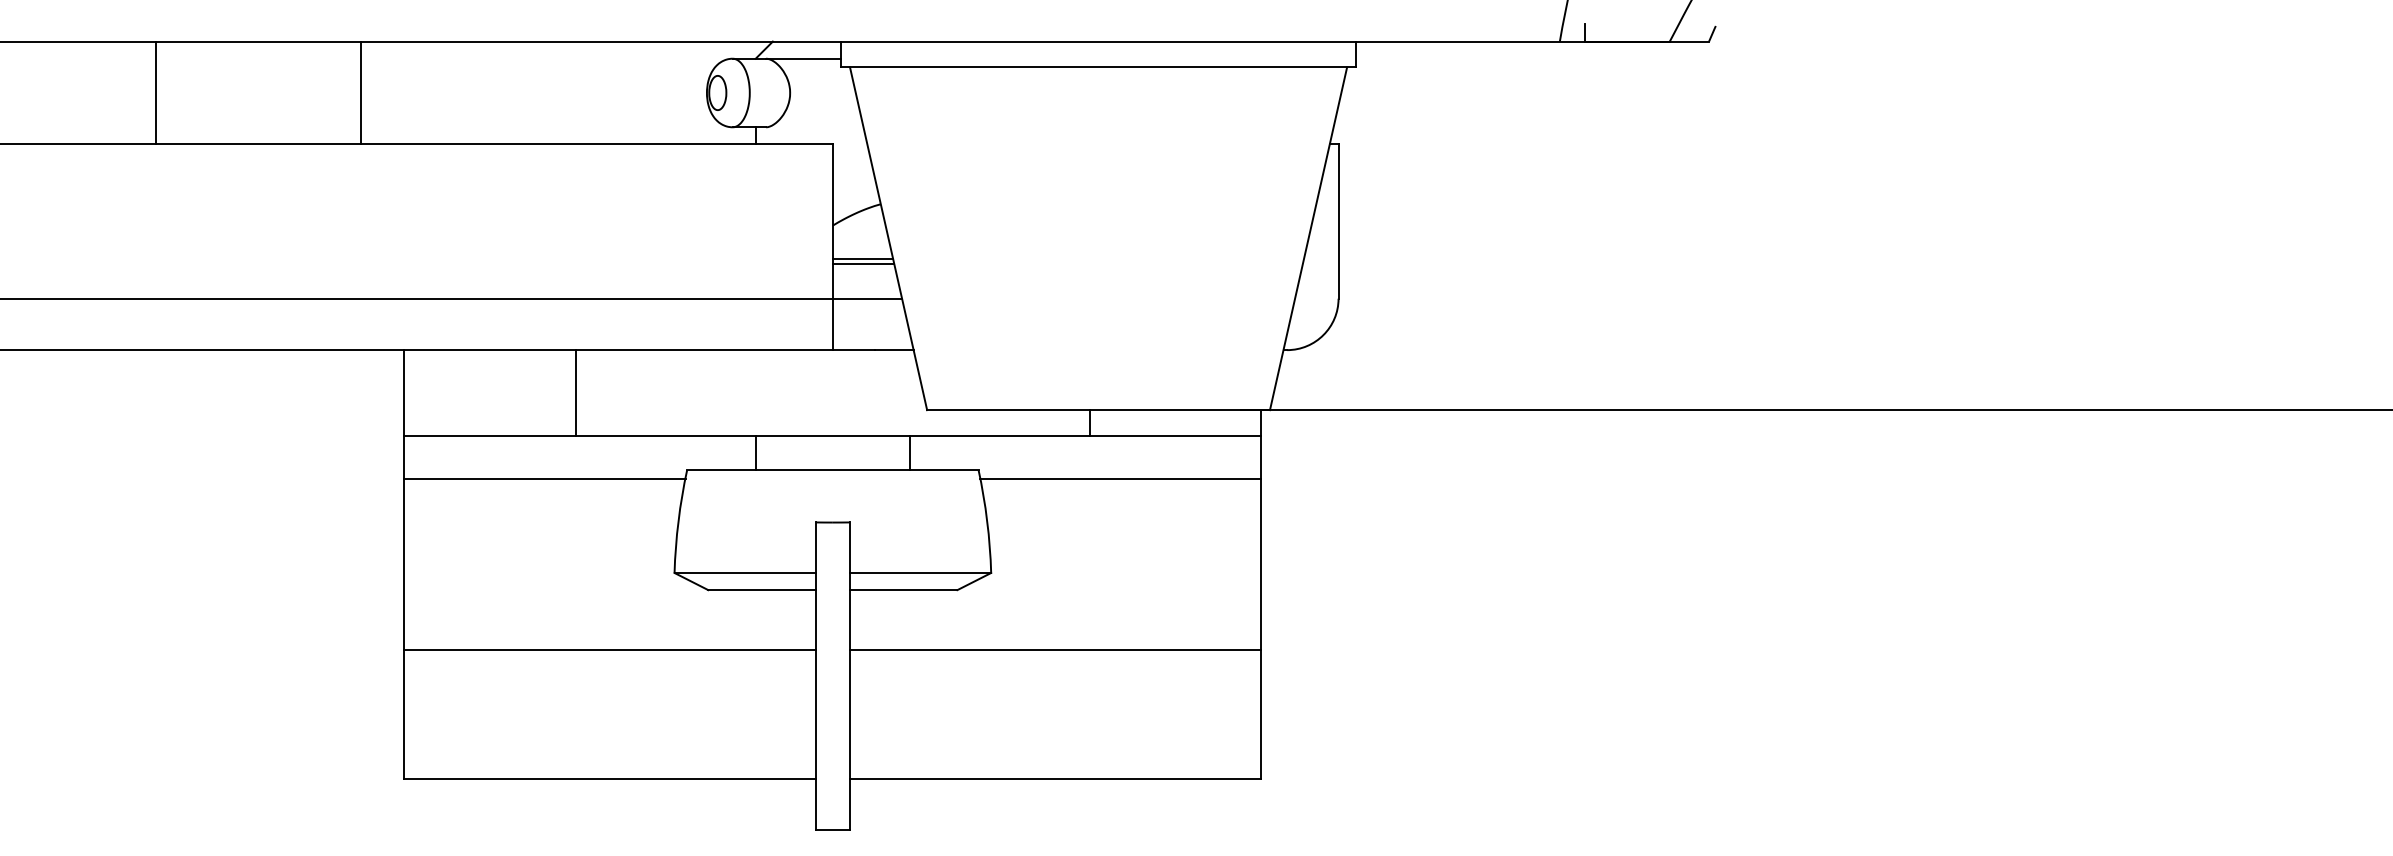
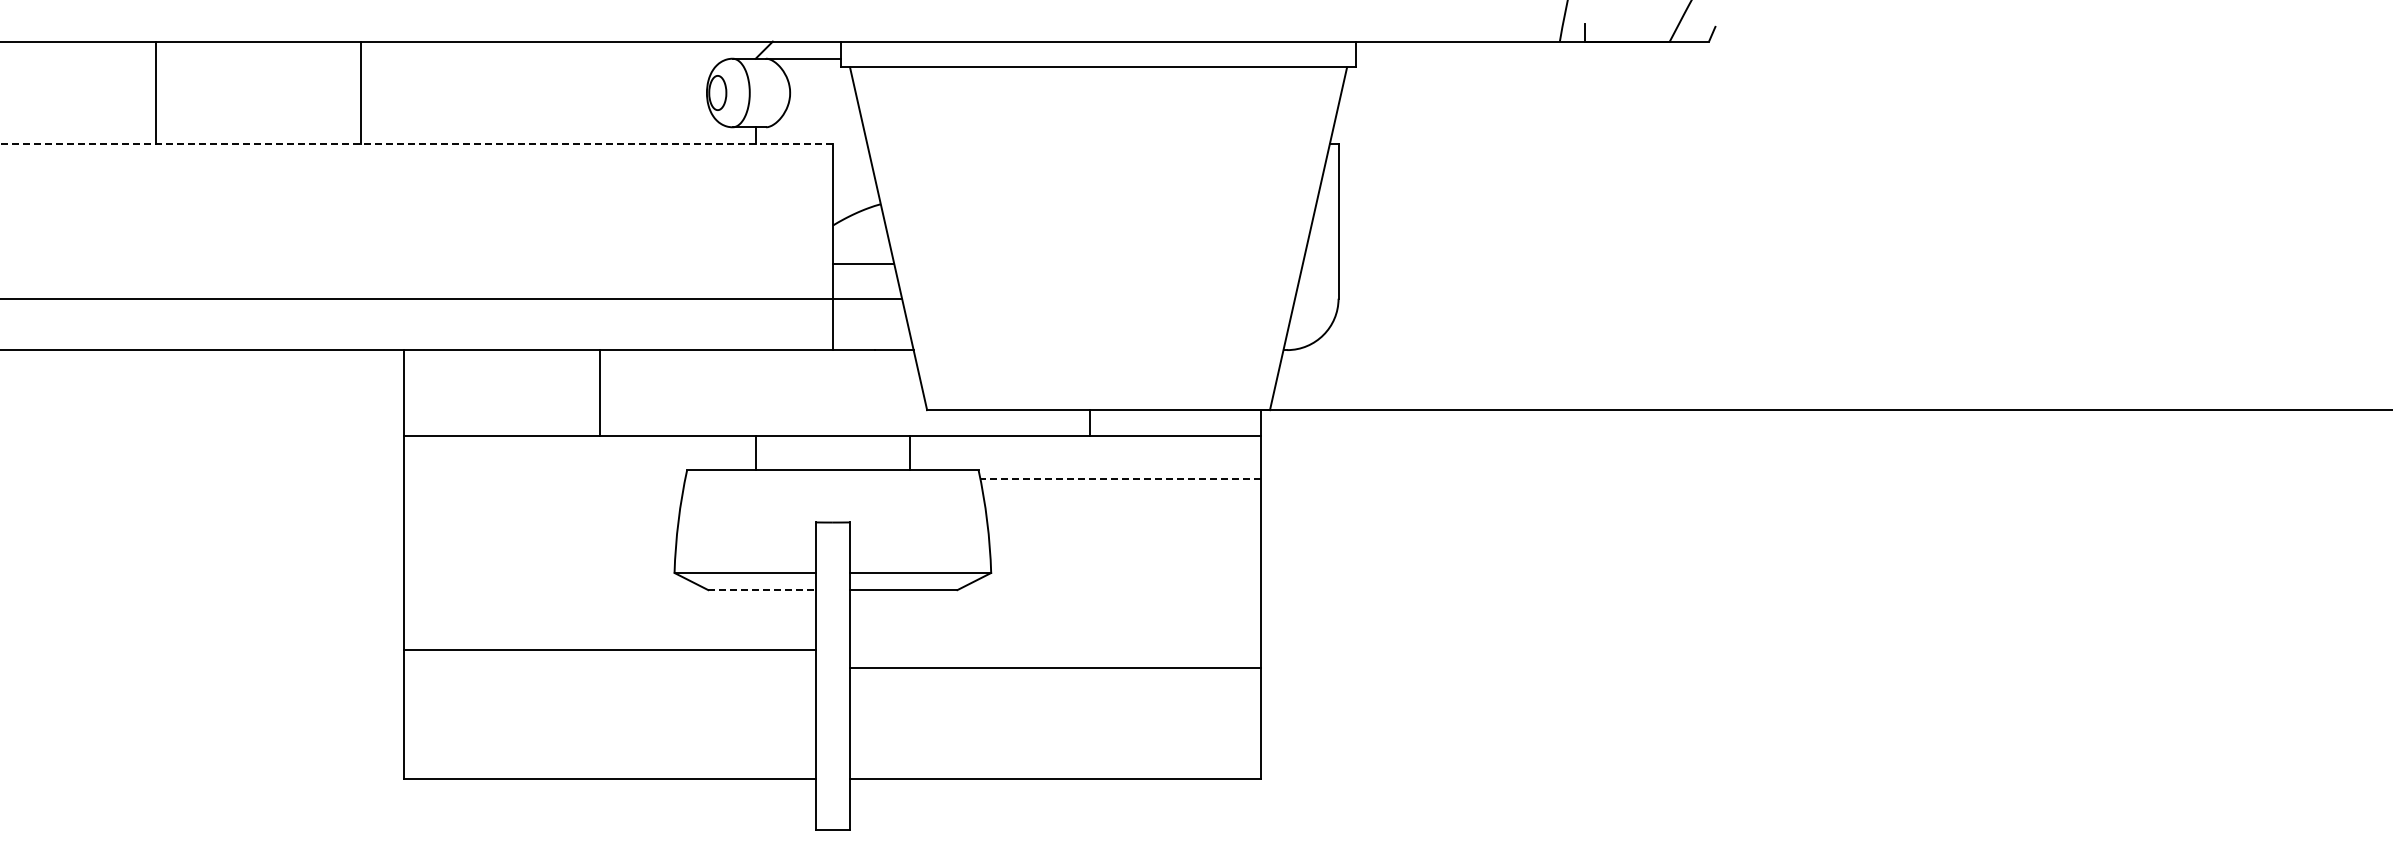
line: solid -> dashed (416, 144)
line: present -> none (862, 258)
line position: (575, 392) -> (599, 392) (599, 392)
line: present -> none (544, 478)
line: solid -> dashed (1120, 478)
line: solid -> dashed (762, 590)
line position: (1055, 650) -> (1055, 668) (1055, 668)
